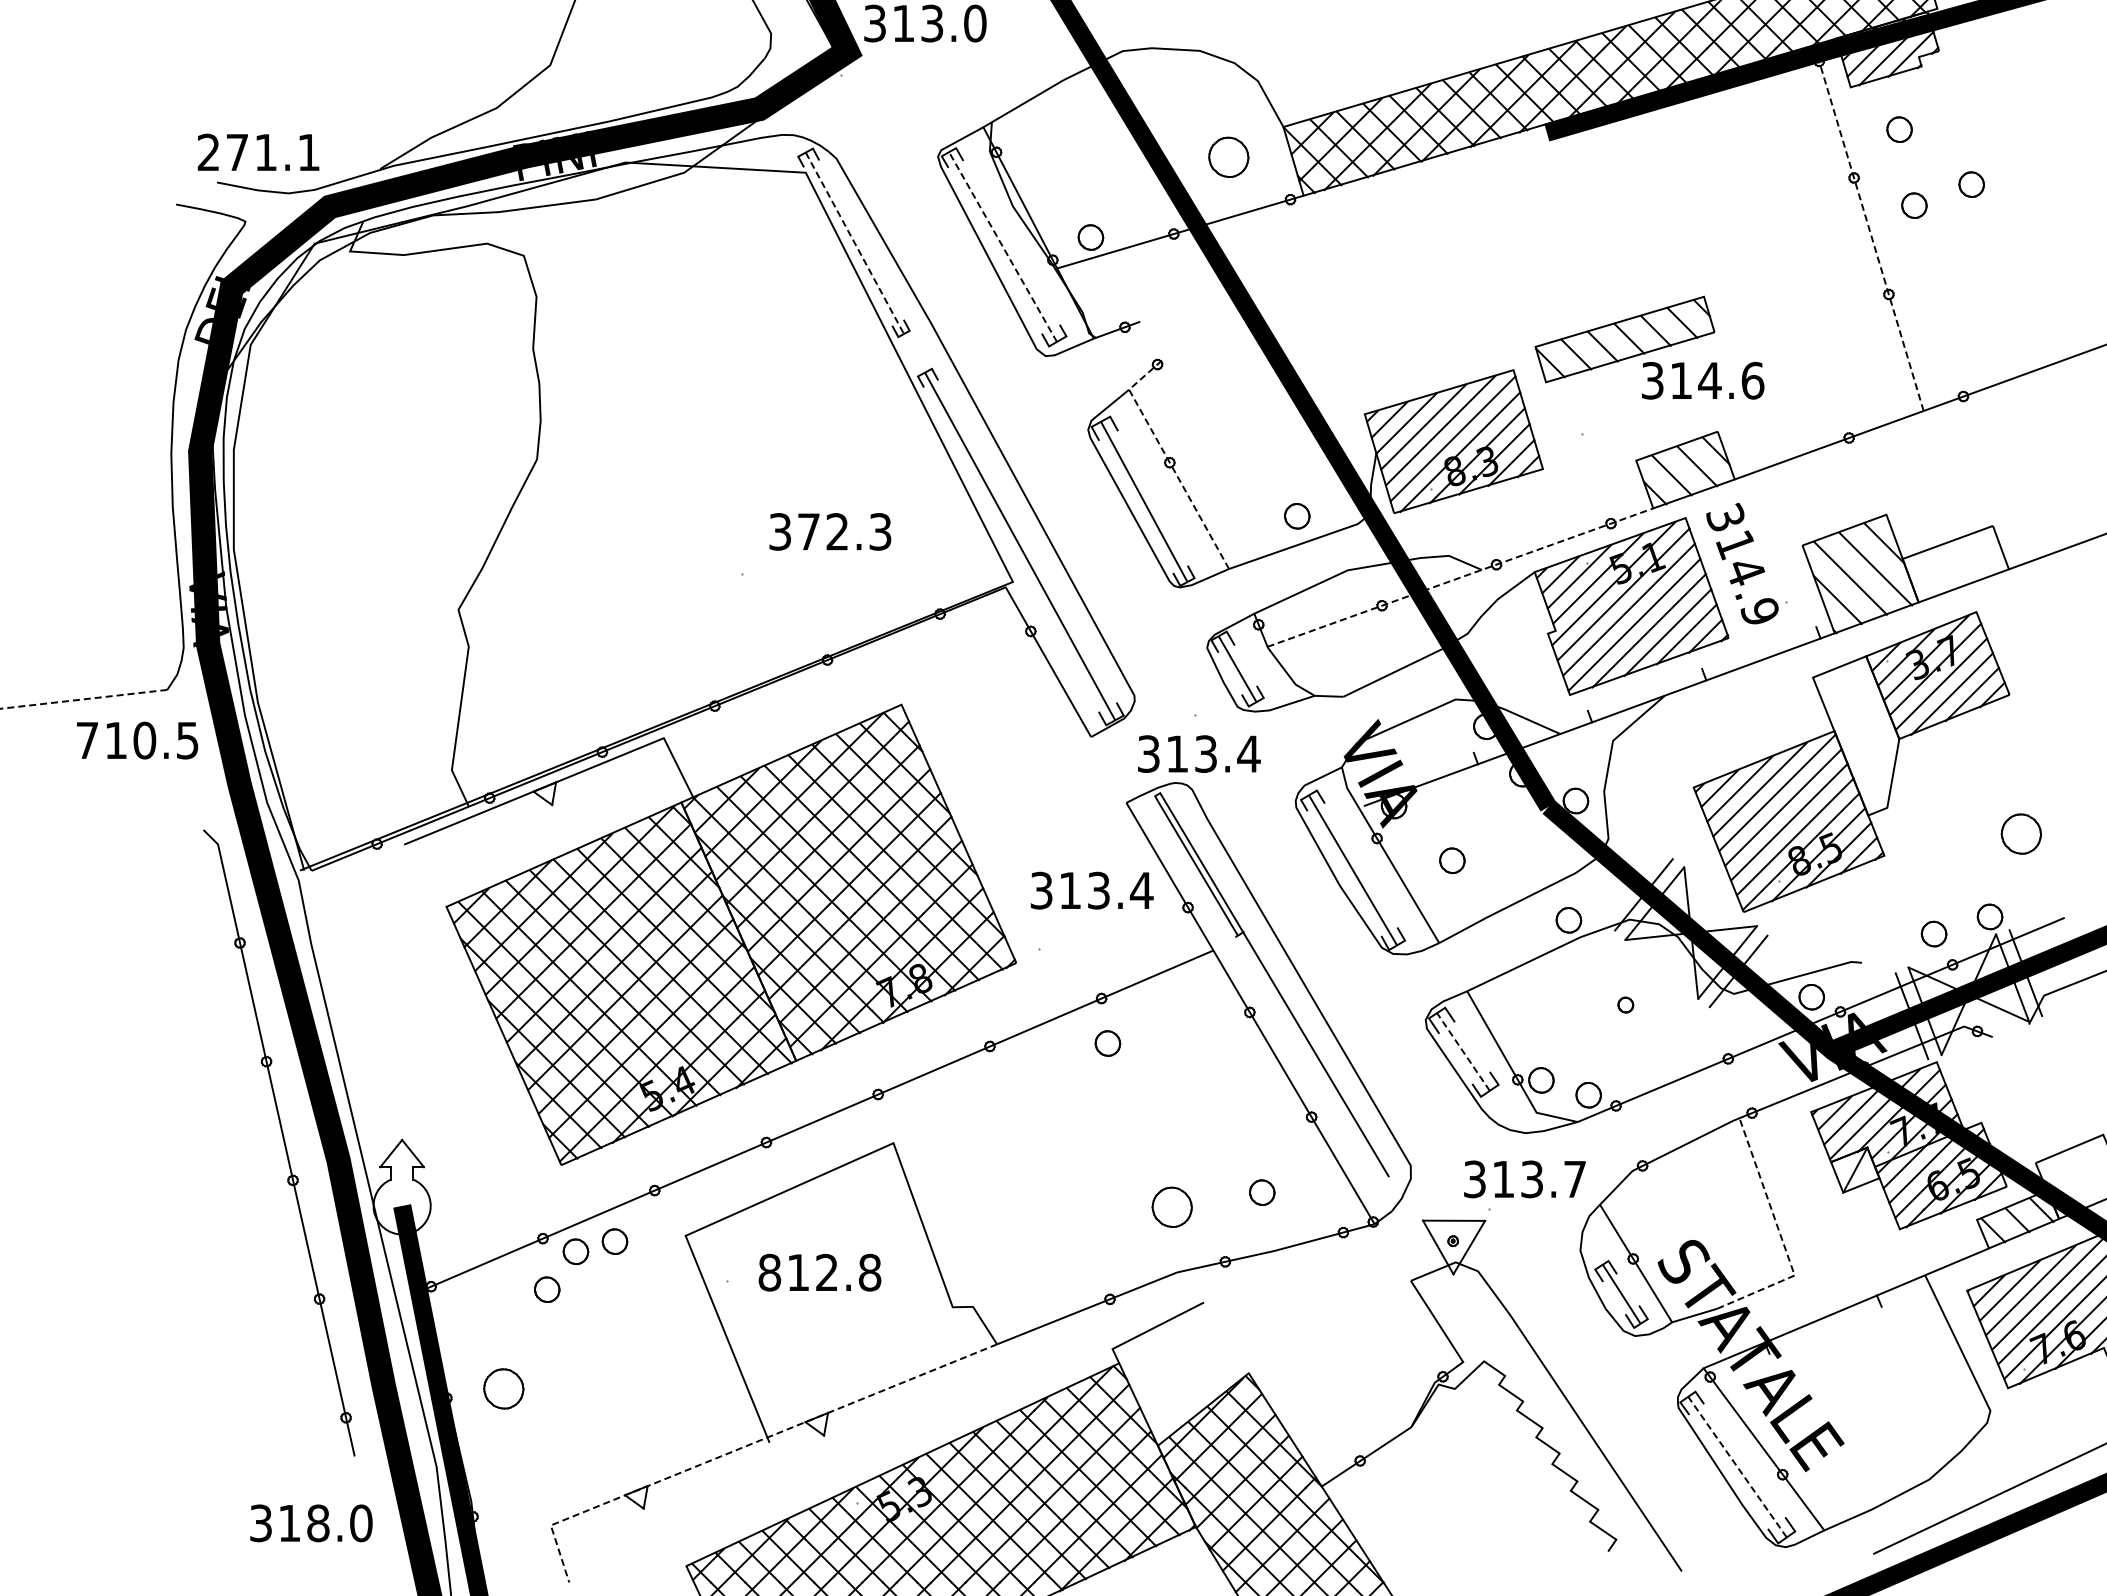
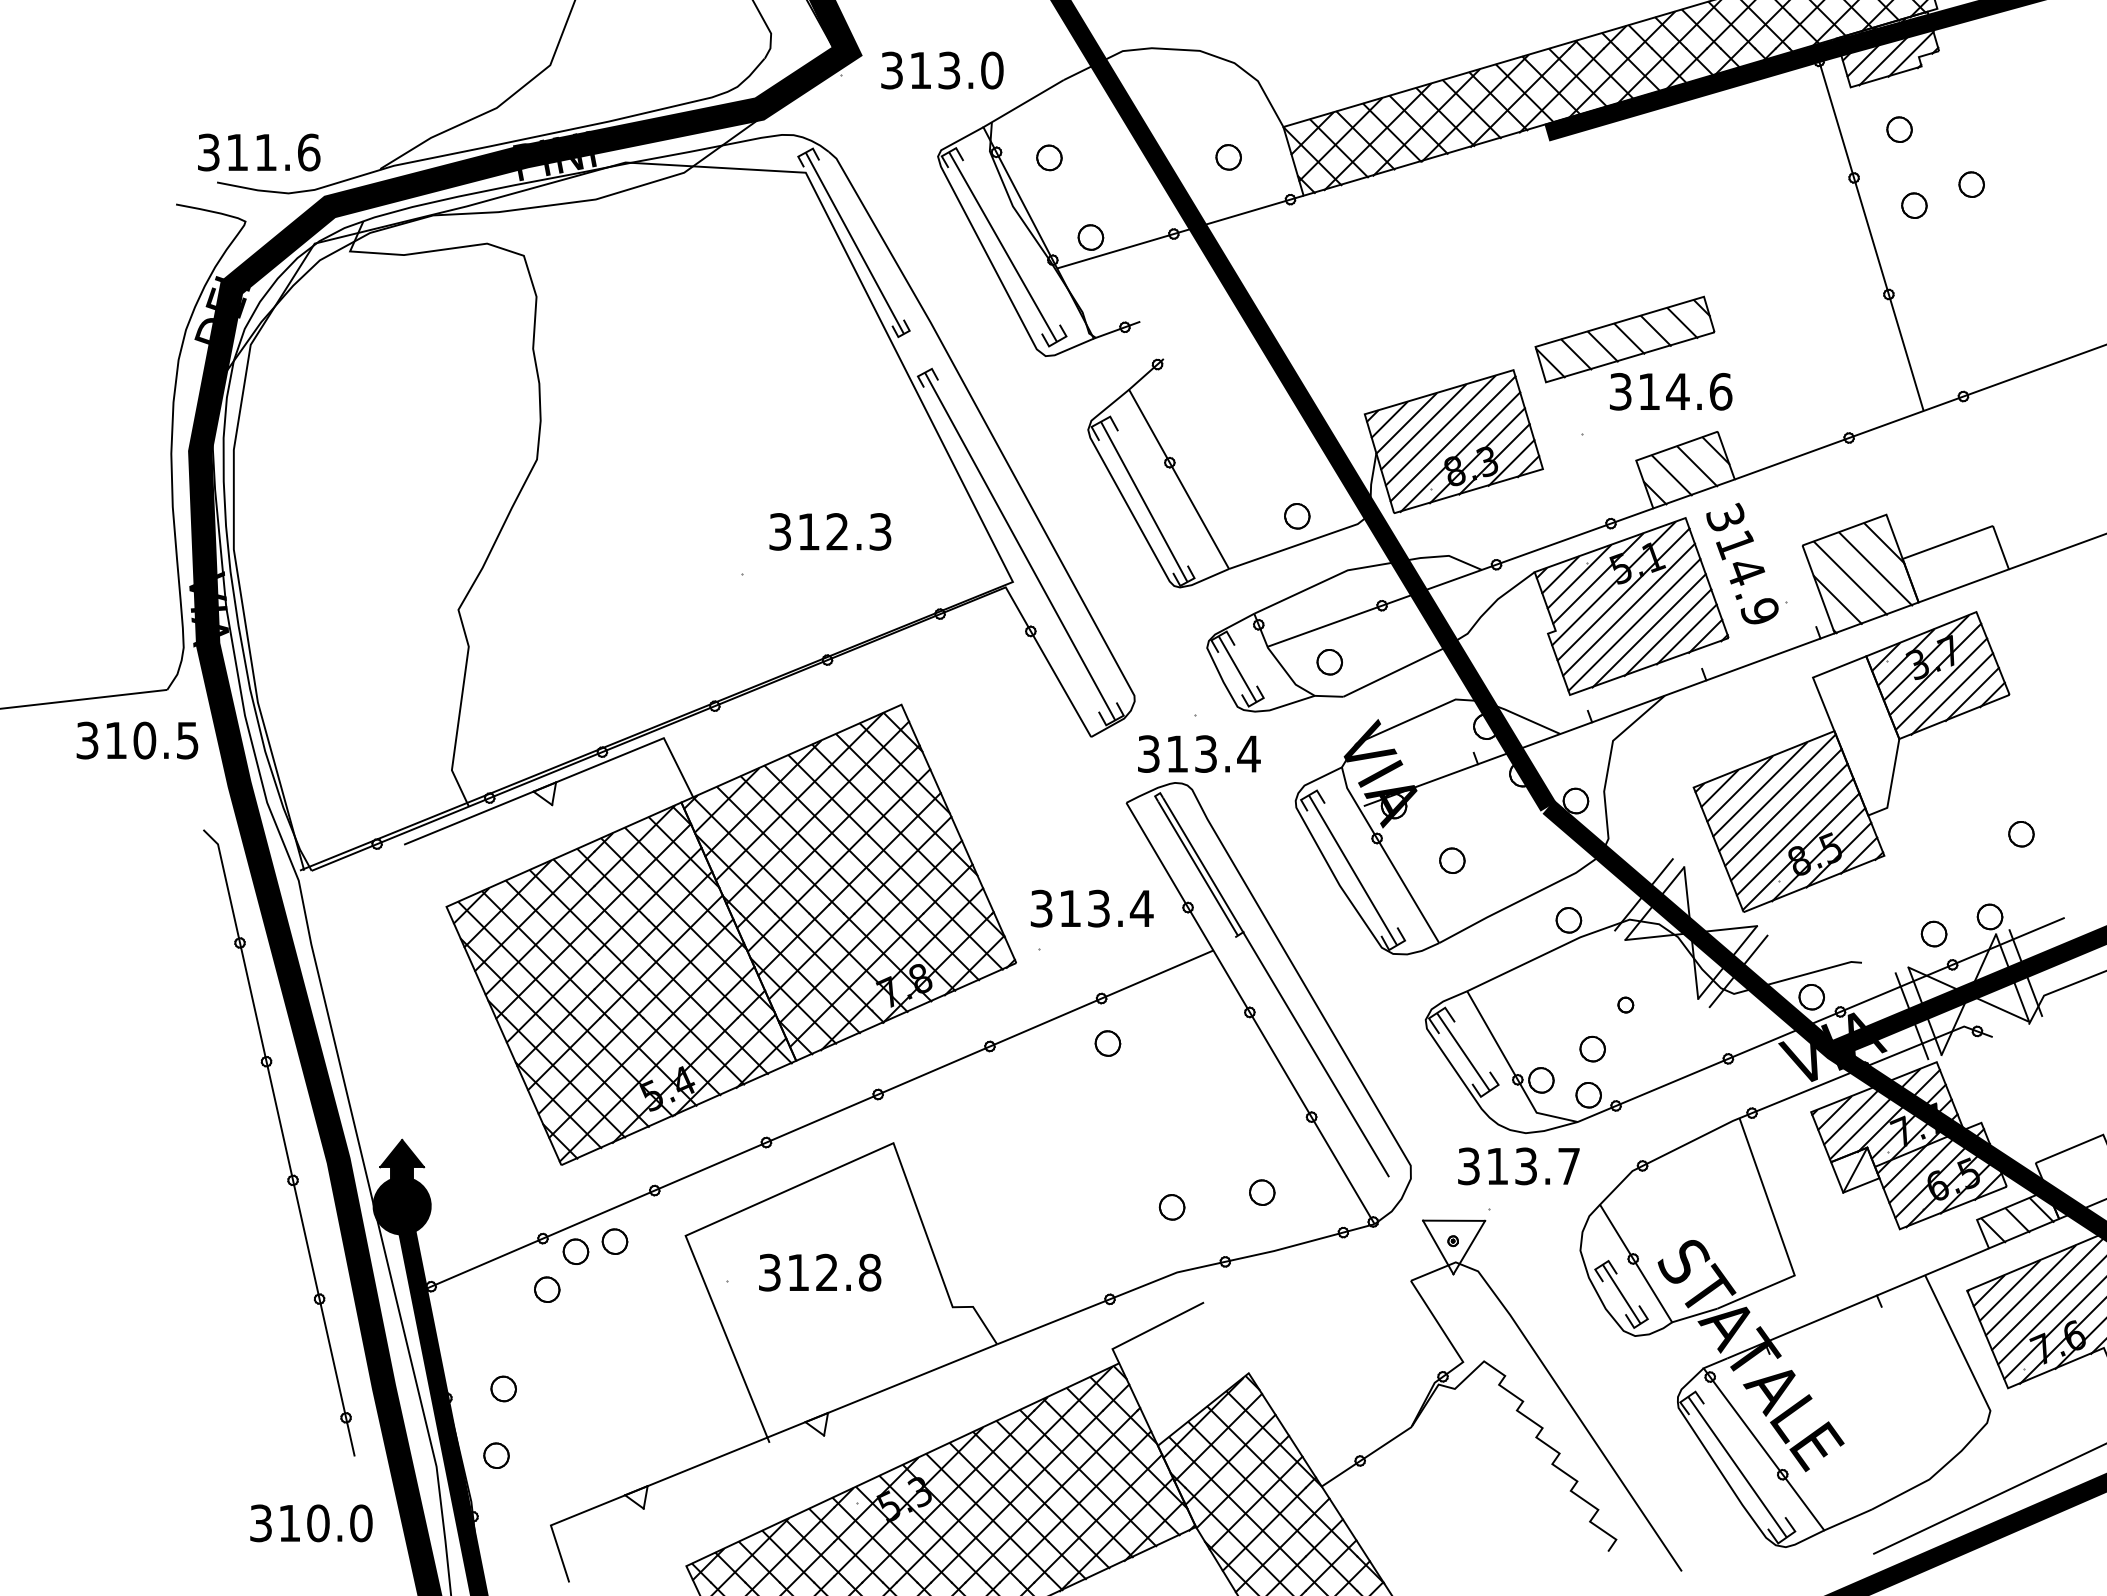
text position: (925, 23) -> (942, 70) (942, 70)
text: 271.1 -> 311.6 (258, 152)
part size: 42x42 px -> 27x27 px (1228, 157)
part: none -> present (1049, 157)
line: dashed -> solid (1869, 228)
line: dashed -> solid (855, 243)
line: dashed -> solid (1002, 246)
text position: (1703, 380) -> (1671, 391) (1671, 391)
line: dashed -> solid (1167, 458)
text: 372.3 -> 312.3 (808, 531)
line: dashed -> solid (1460, 577)
part: none -> present (1329, 662)
line: dashed -> solid (83, 699)
text: 710.5 -> 310.5 (87, 740)
part size: 43x42 px -> 27x27 px (2021, 834)
text position: (1091, 890) -> (1091, 908) (1091, 908)
part: none -> present (1592, 1048)
line: dashed -> solid (1463, 1052)
text position: (1524, 1179) -> (1518, 1166) (1518, 1166)
fill: none -> present (401, 1187)
part size: 42x42 px -> 28x27 px (1171, 1207)
line: dashed -> solid (1781, 1236)
text: 812.8 -> 312.8 (769, 1272)
part size: 42x42 px -> 27x28 px (503, 1388)
line: dashed -> solid (745, 1446)
part: none -> present (496, 1455)
line: dashed -> solid (1737, 1467)
text: 318.0 -> 310.0 (318, 1523)
